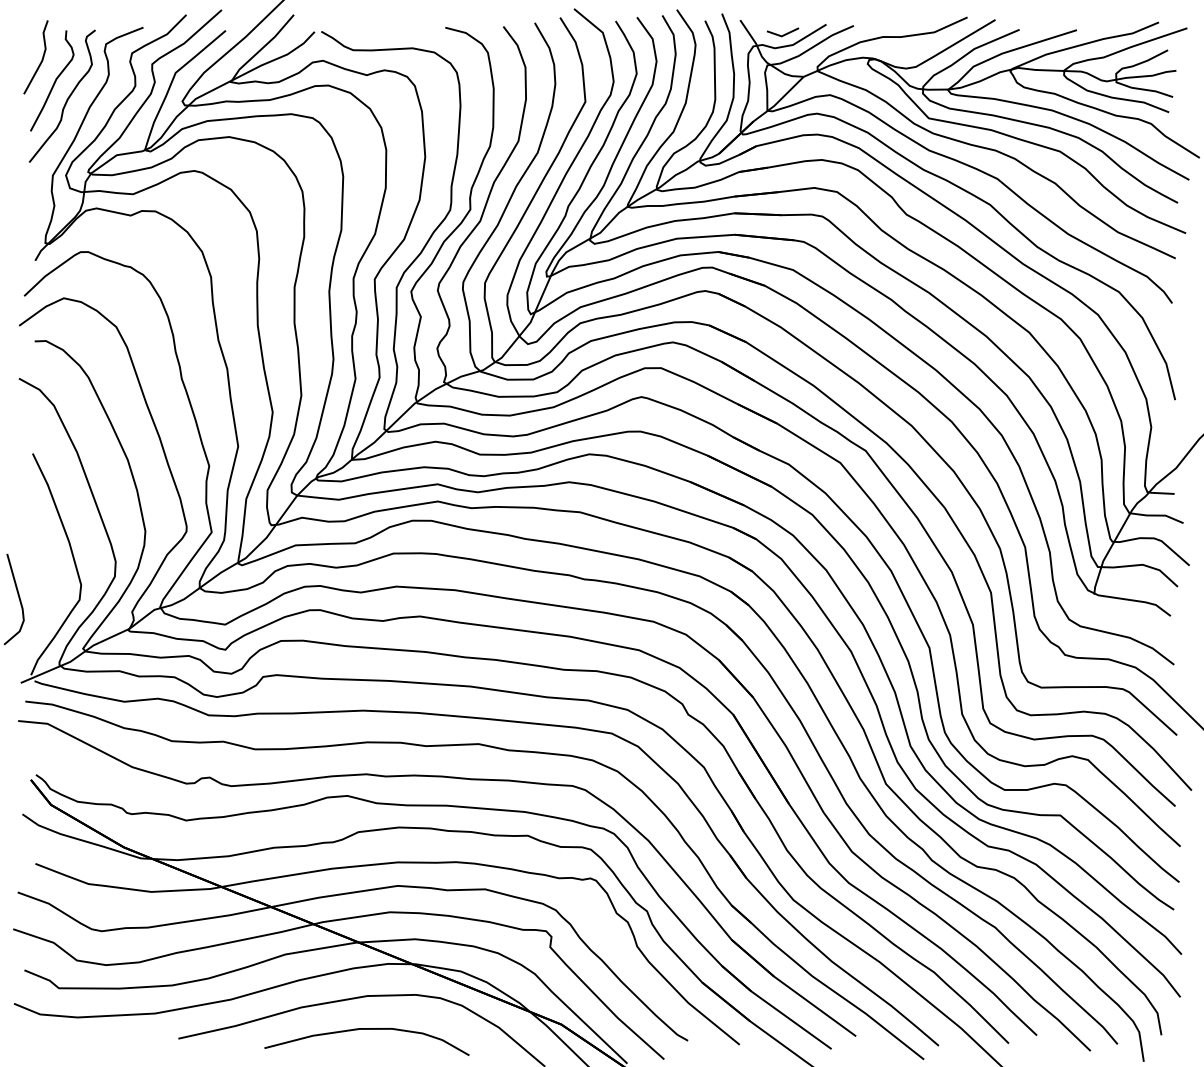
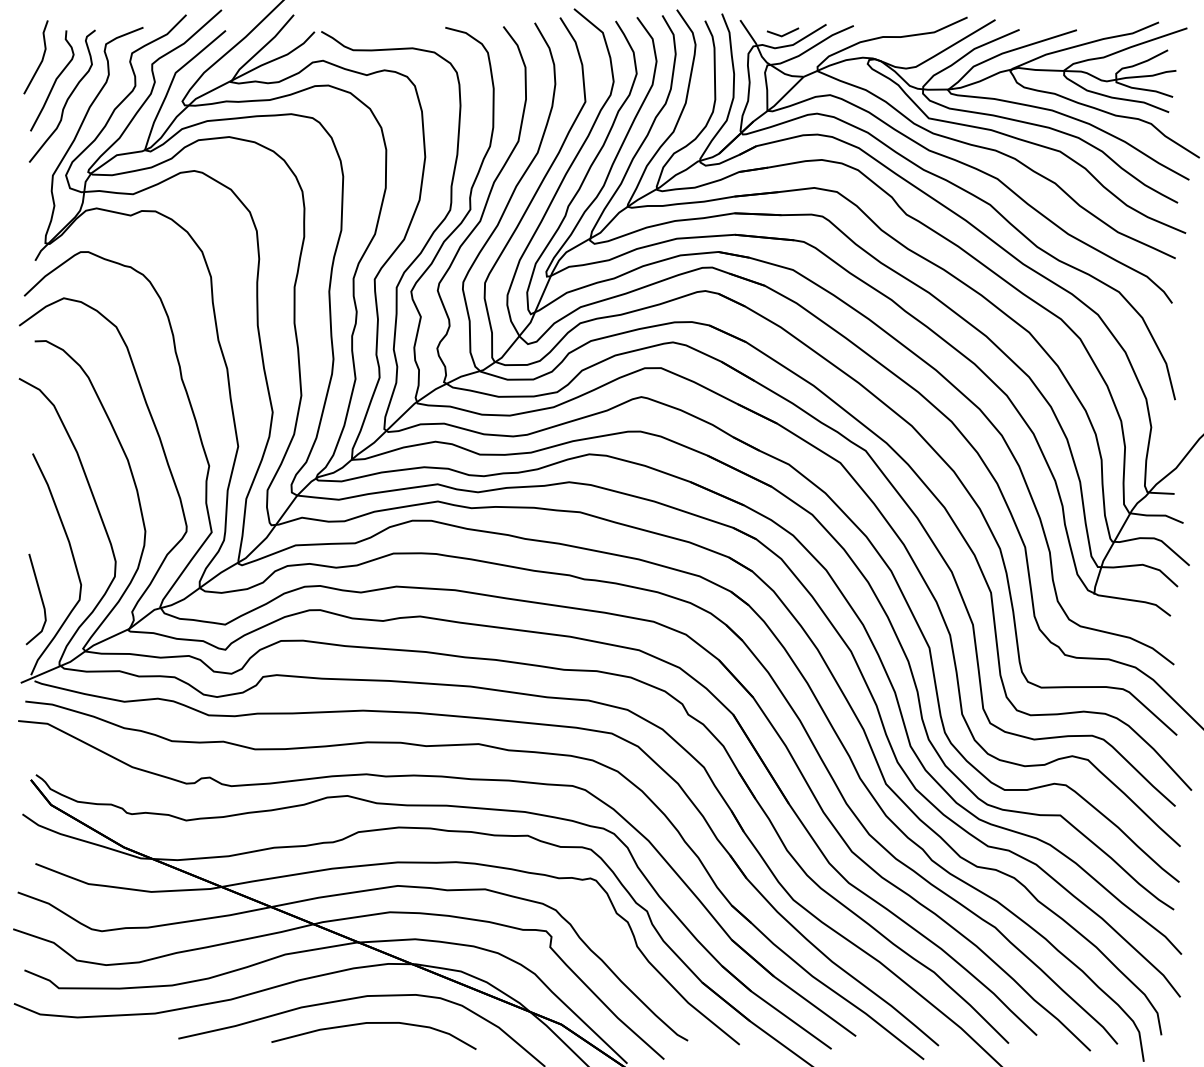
line position: (18, 598) -> (40, 598) (40, 598)
part position: (366, 1029) -> (373, 1023) (373, 1023)
